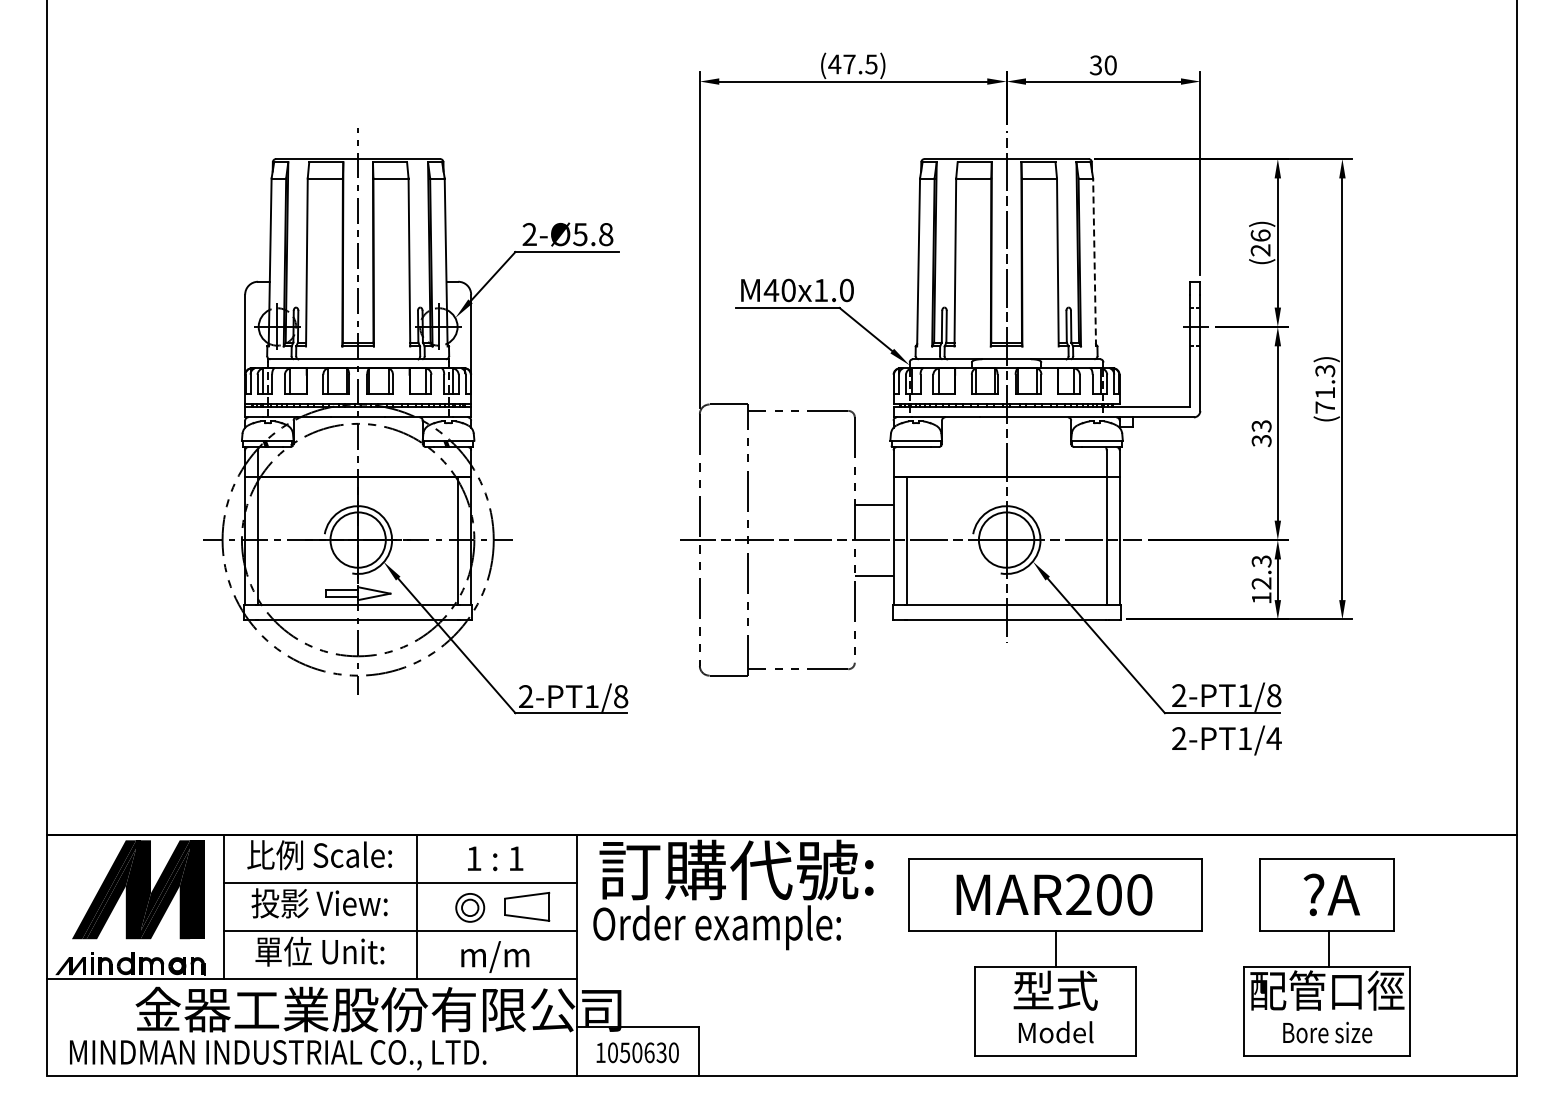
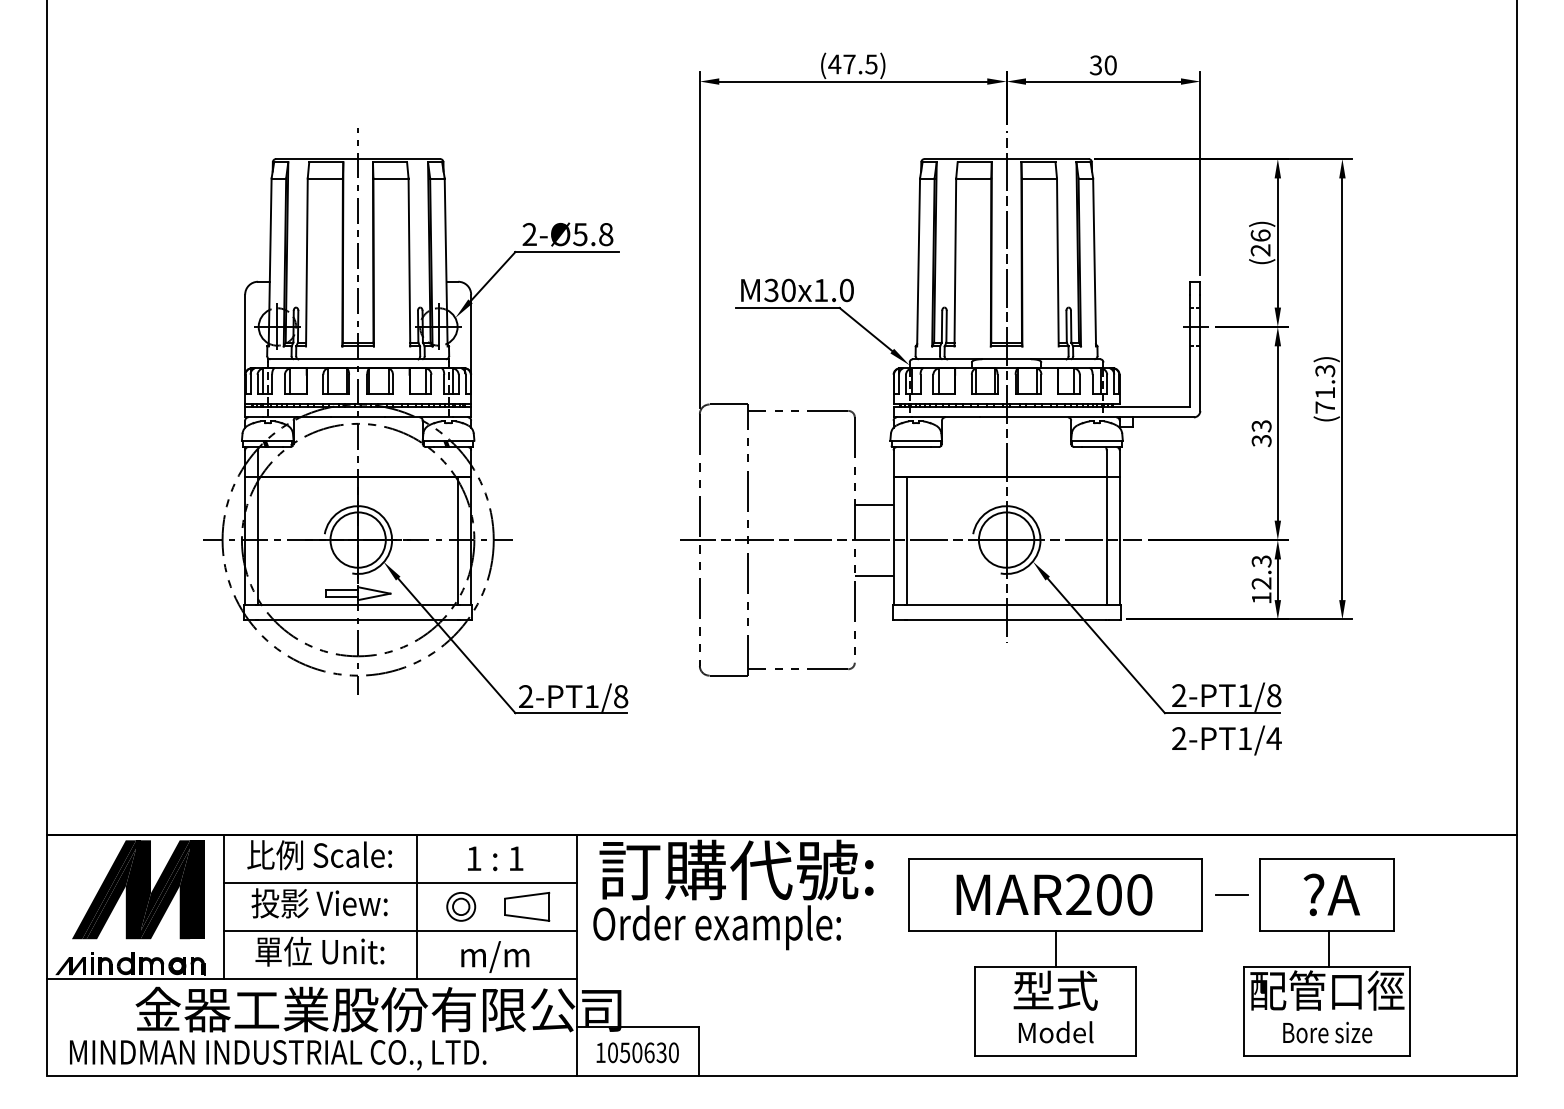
line: dashed -> solid (1094, 262)
text: M40x1.0 -> M30x1.0 (771, 290)
line: none -> present (1231, 895)
part position: (470, 907) -> (461, 906) (461, 906)
